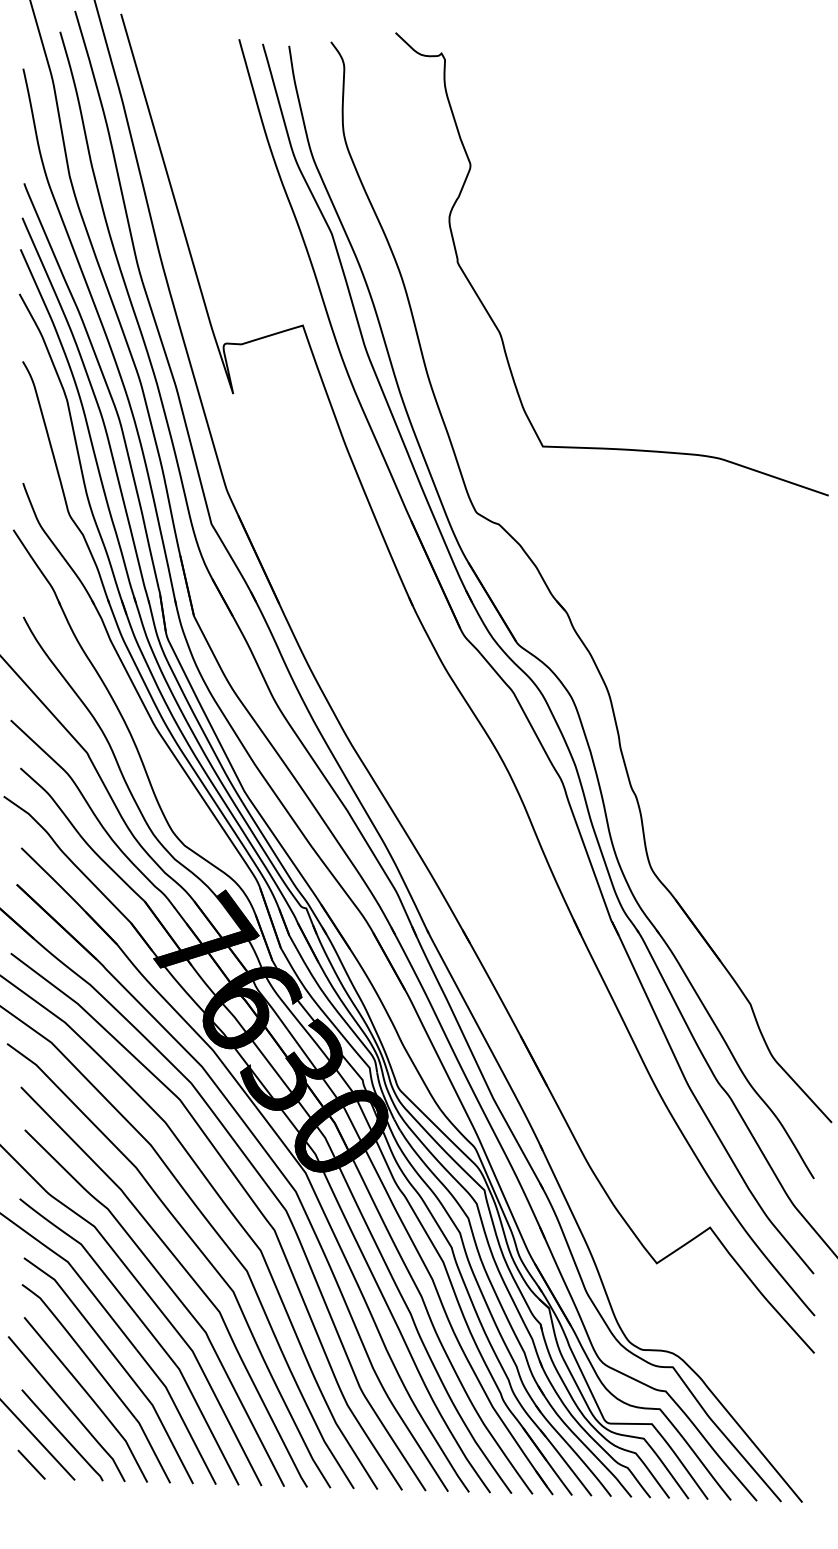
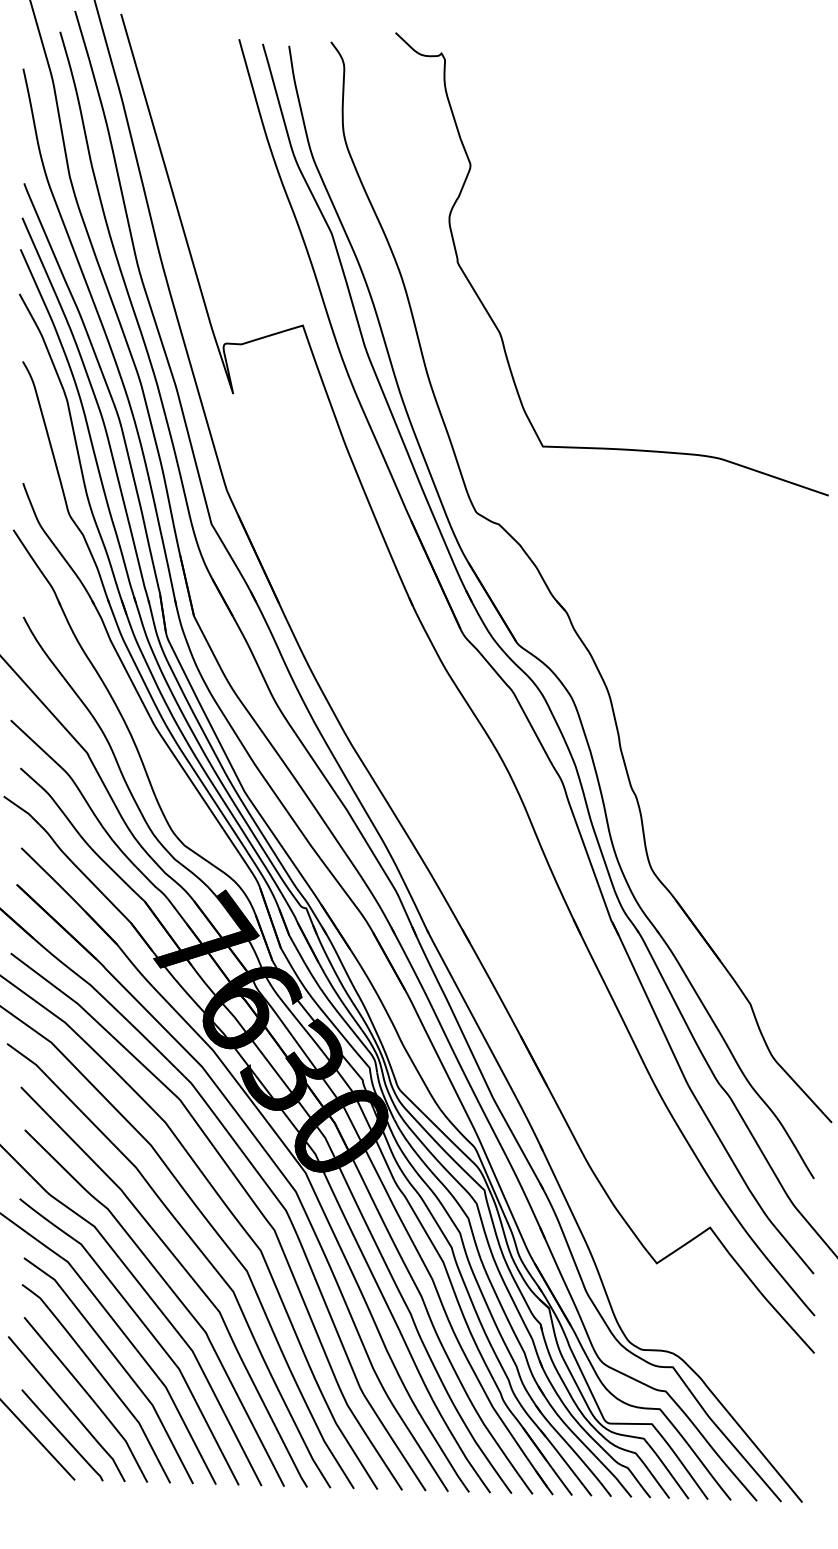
line: present -> none (31, 1464)
